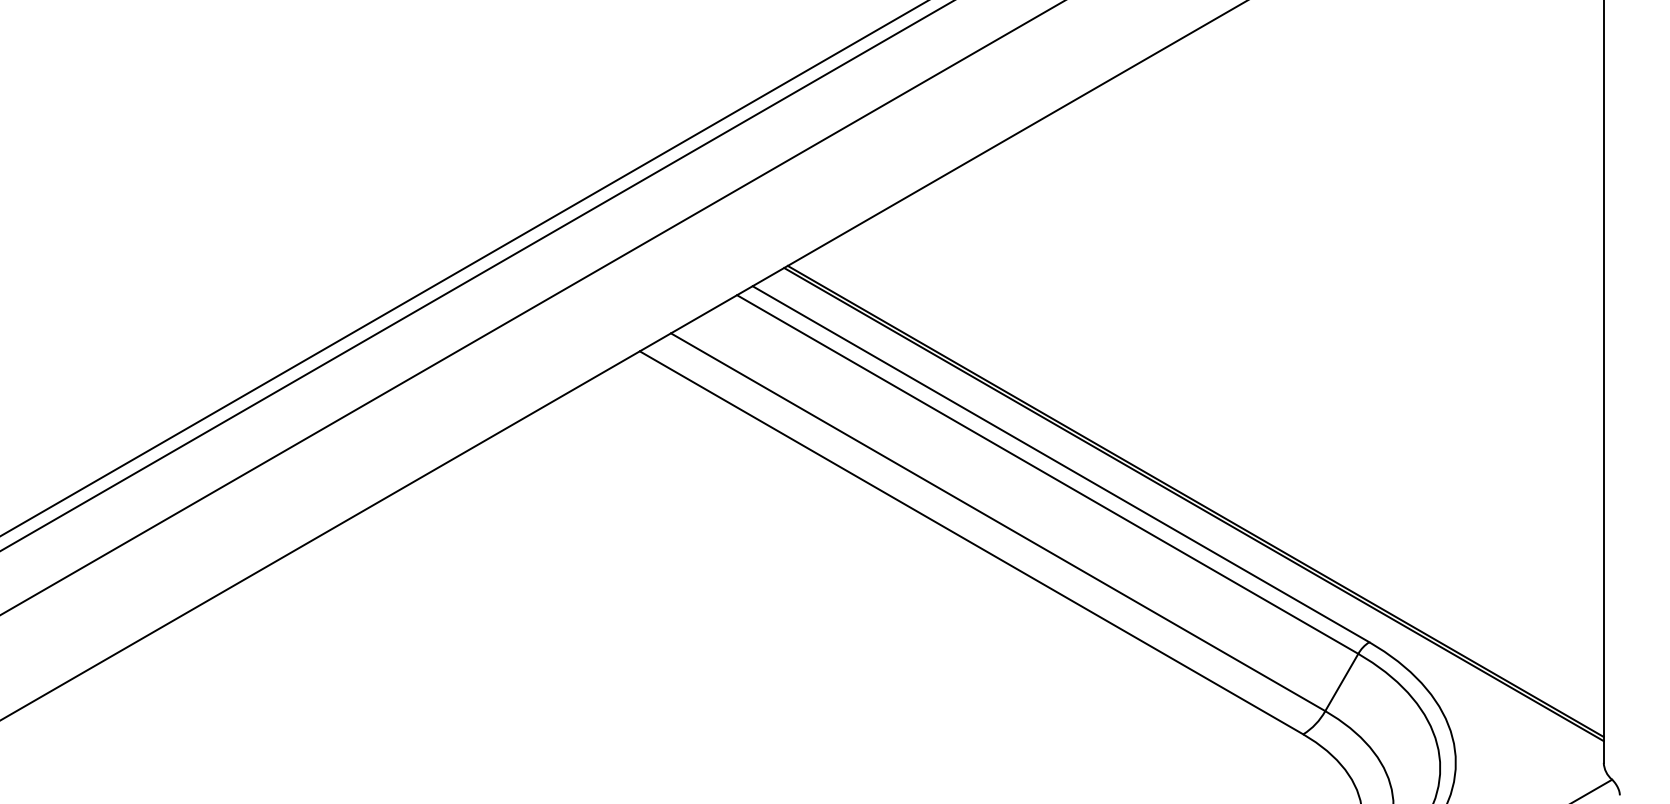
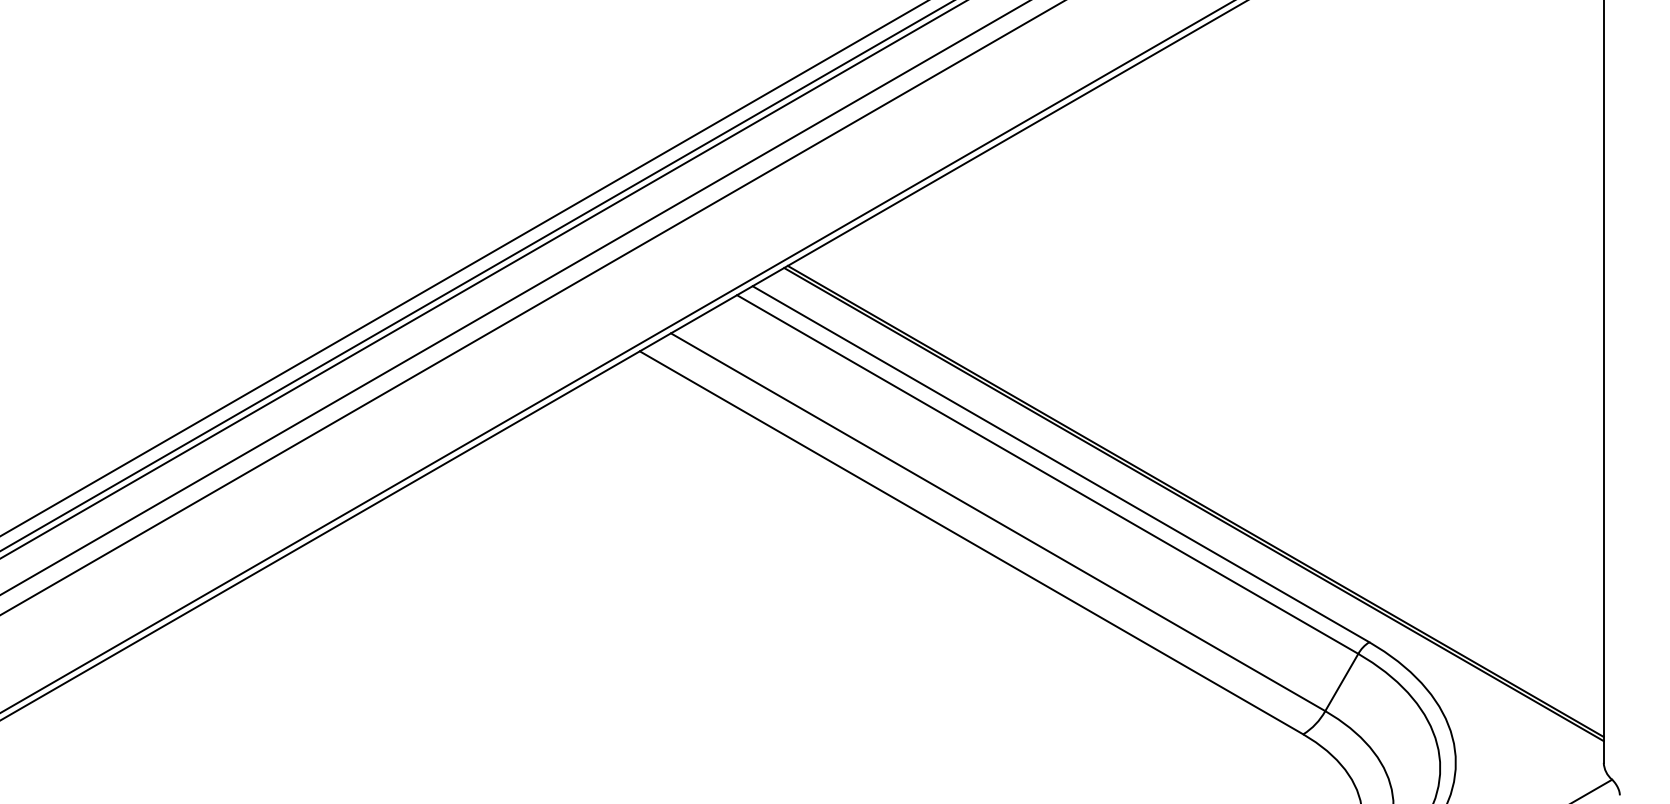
line: none -> present (482, 279)
line: none -> present (514, 297)
line: none -> present (616, 356)
